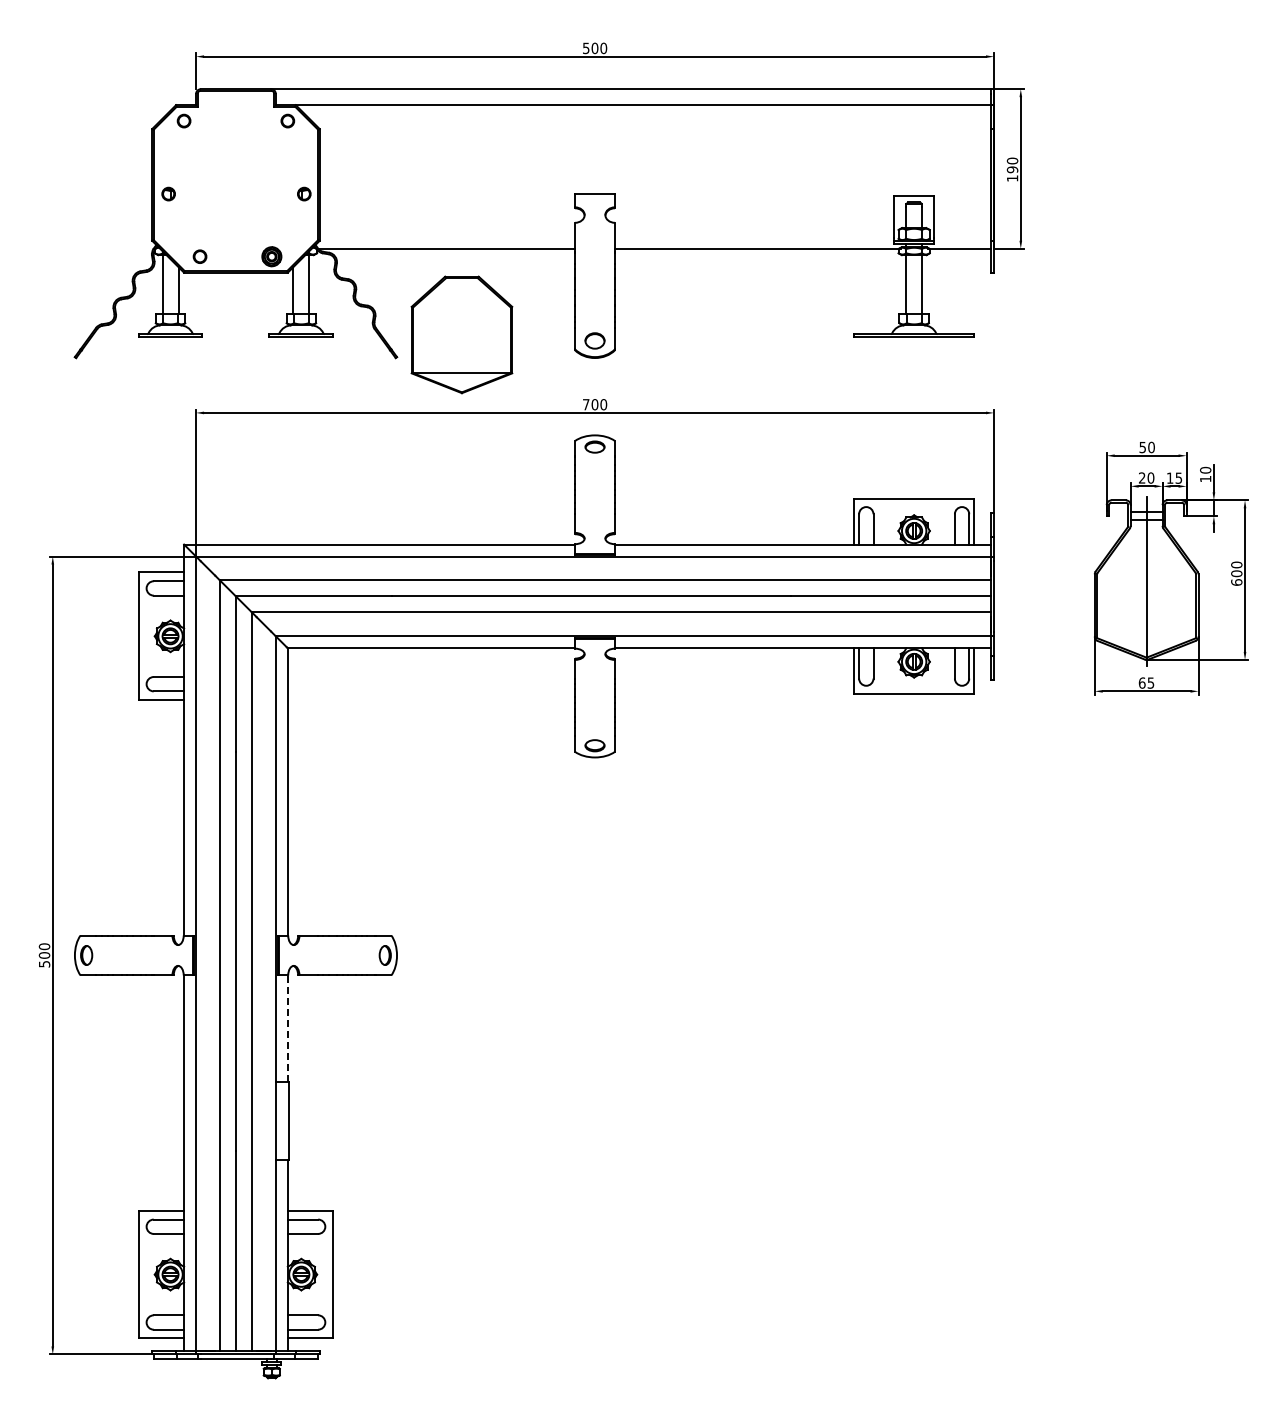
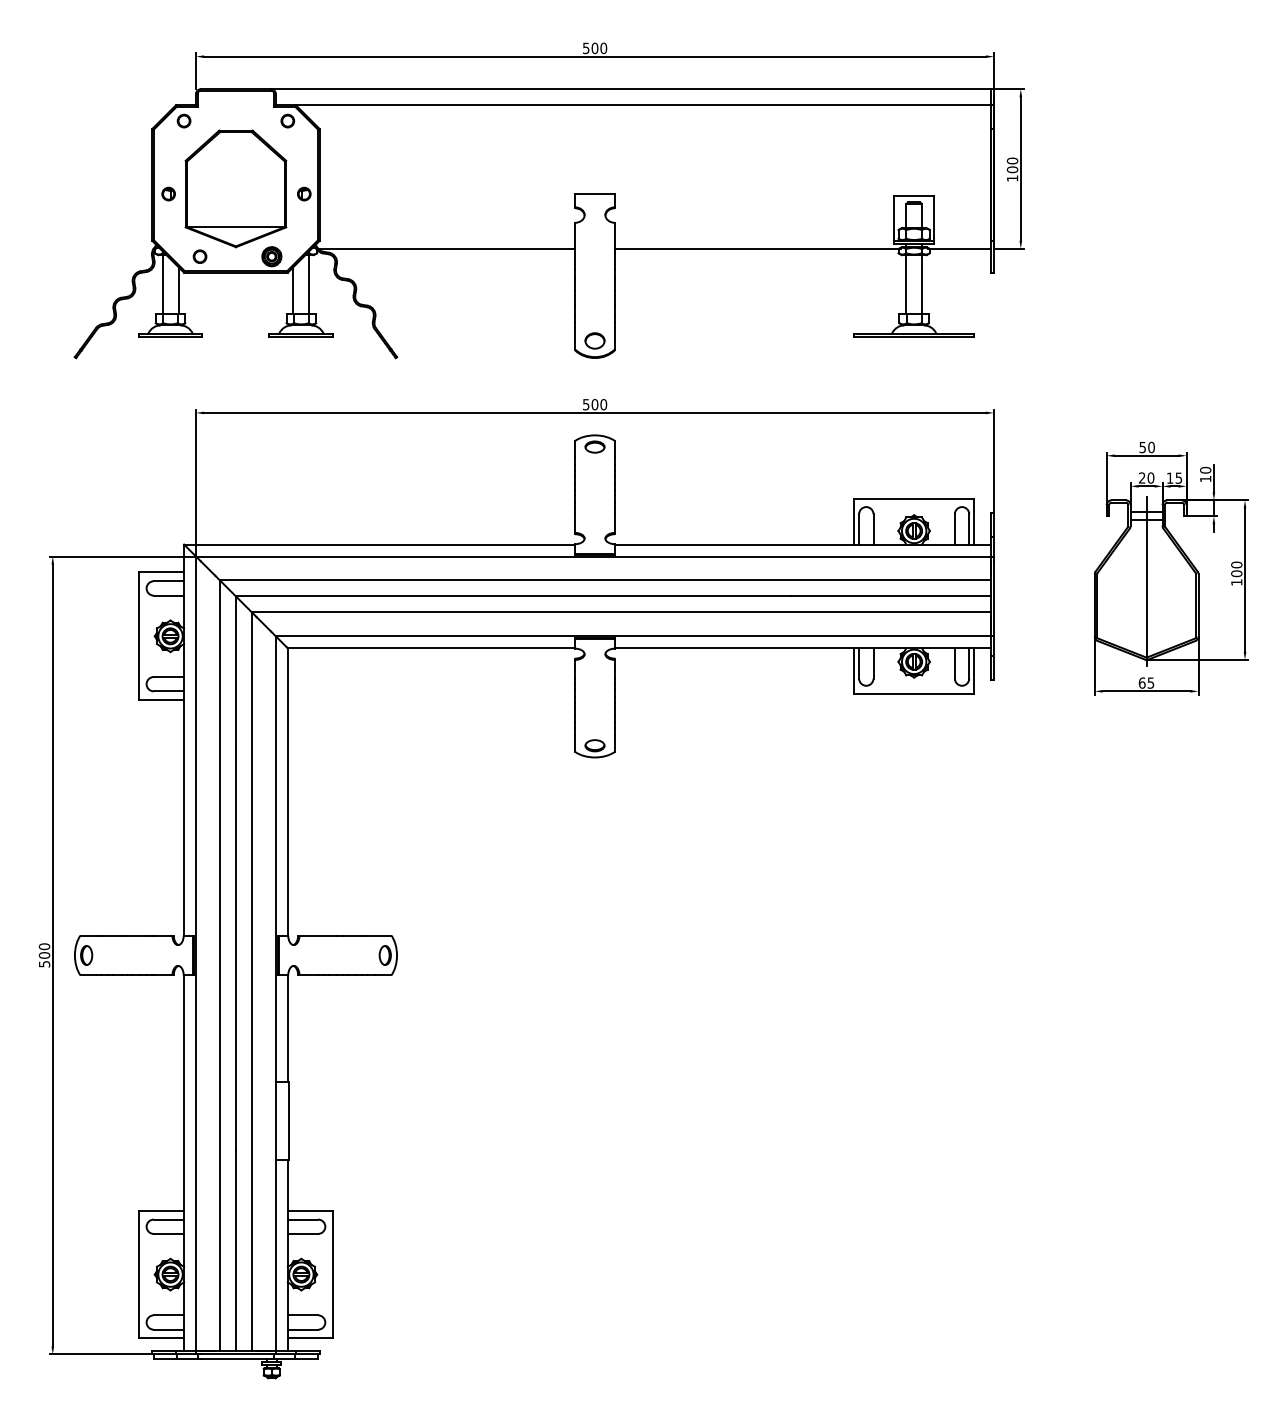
text: 190 -> 100 (1012, 169)
part position: (461, 334) -> (235, 188) (235, 188)
text: 700 -> 500 (586, 404)
text: 600 -> 100 (1236, 582)
line: dashed -> solid (287, 1027)
